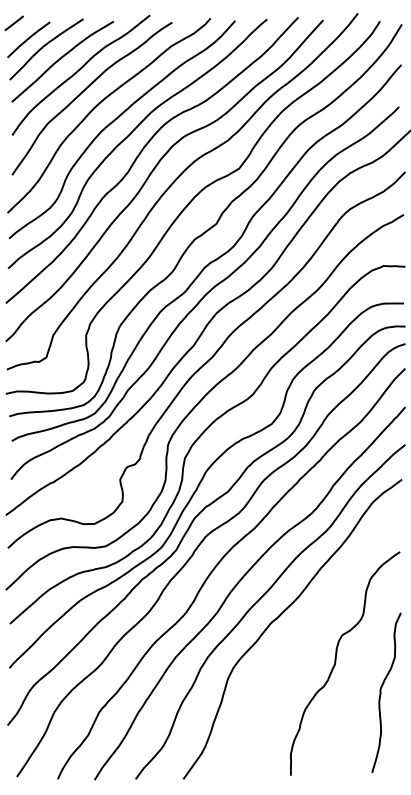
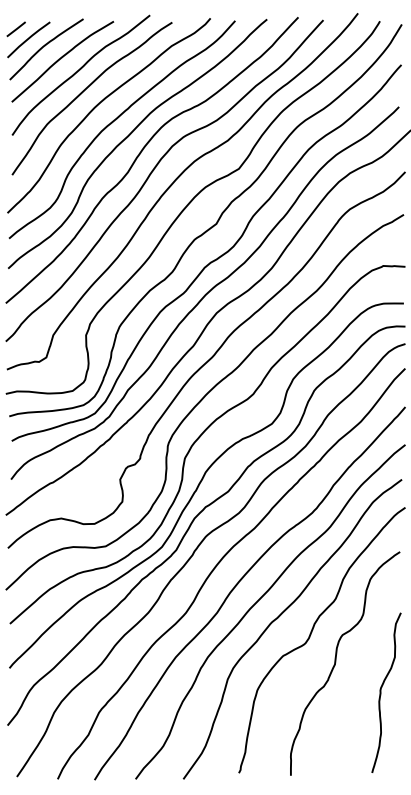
line position: (13, 23) -> (15, 29) (15, 29)
curve: none -> present (310, 637)
